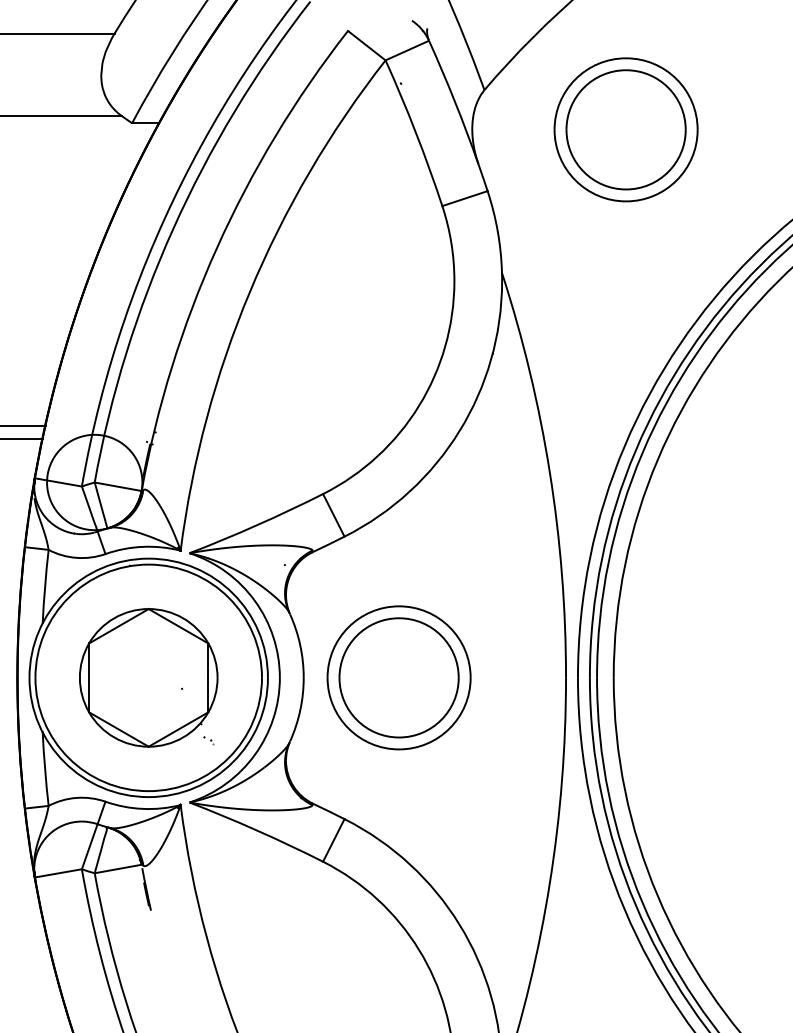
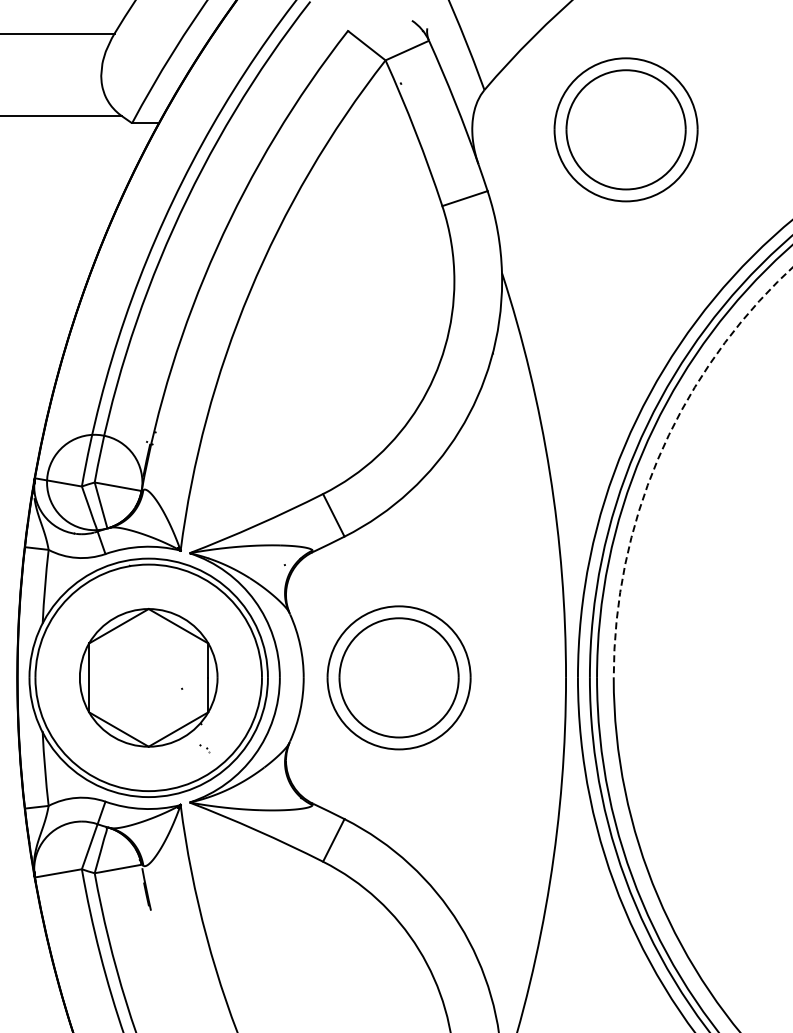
line: present -> none (23, 426)
line: present -> none (22, 438)
arc: solid -> dashed (660, 453)
part position: (208, 740) -> (204, 748) (204, 748)
